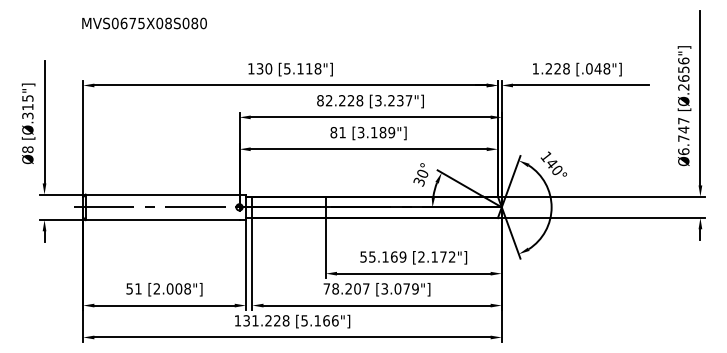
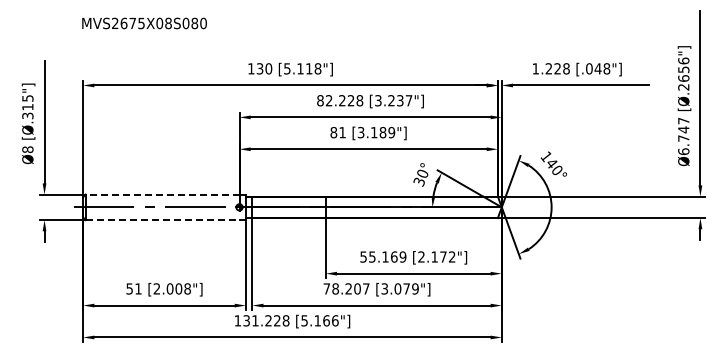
text: MVS0675X08S080 -> MVS2675X08S080 (114, 23)
line: solid -> dashed (162, 194)
line: solid -> dashed (162, 220)
